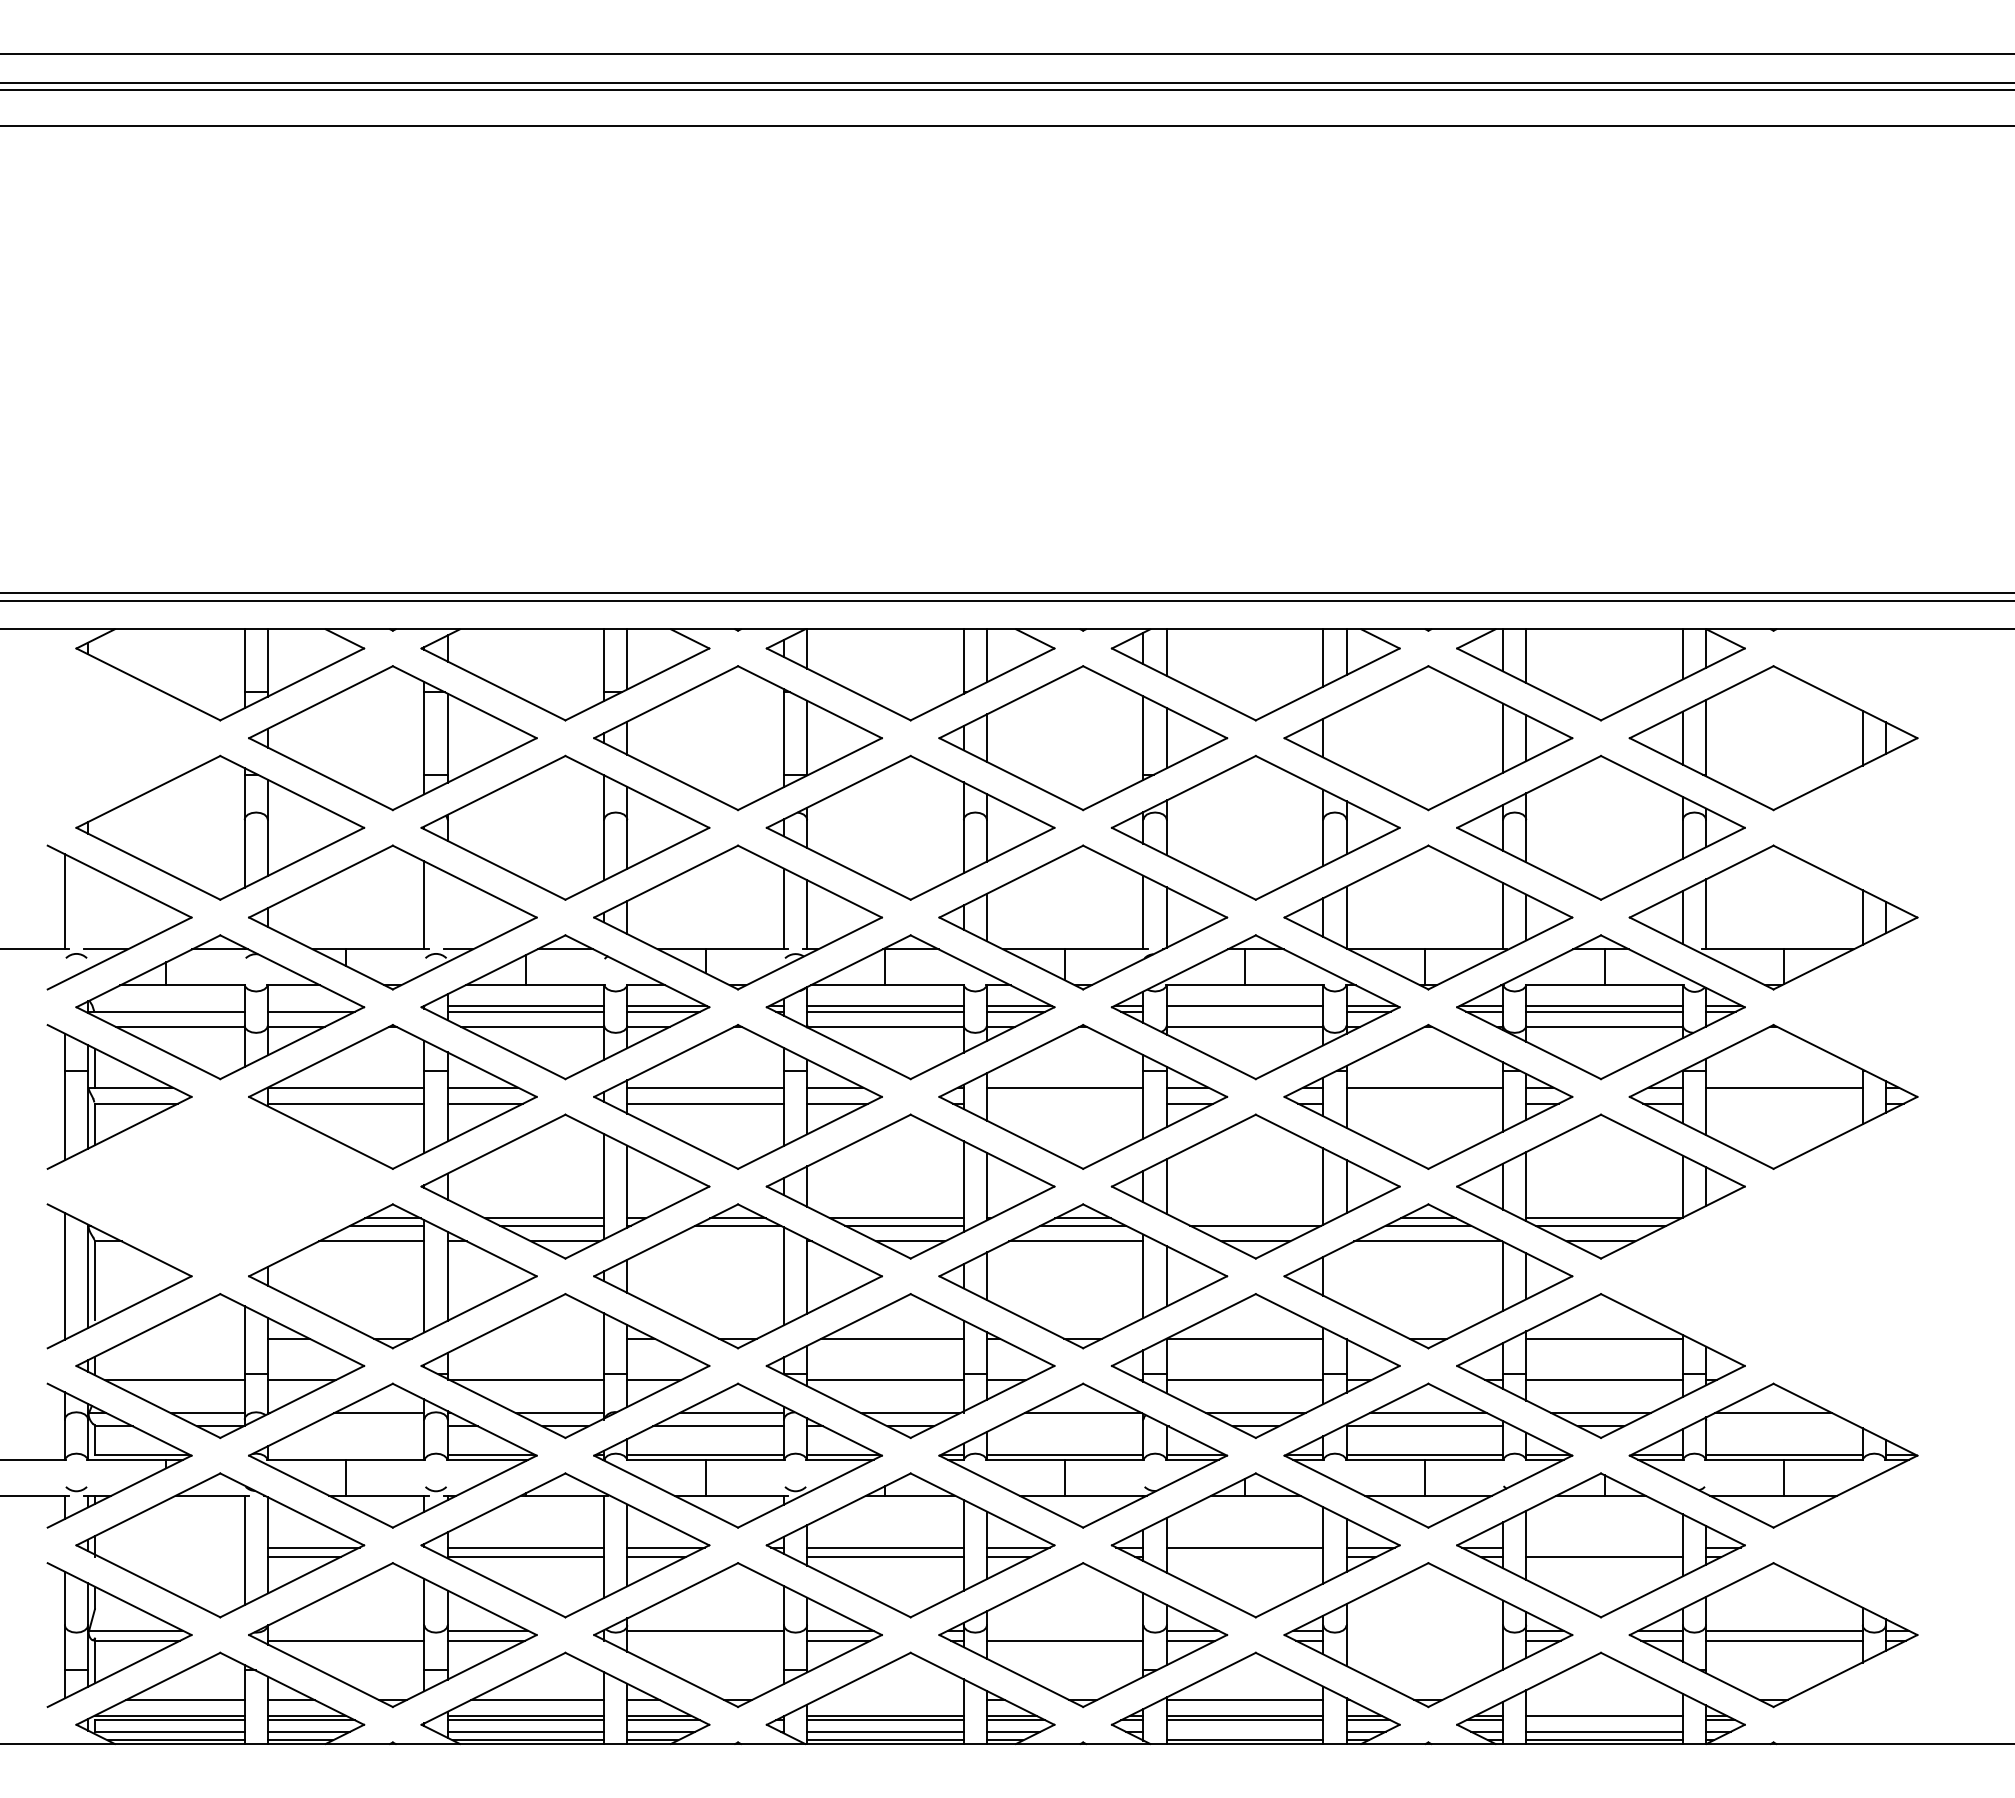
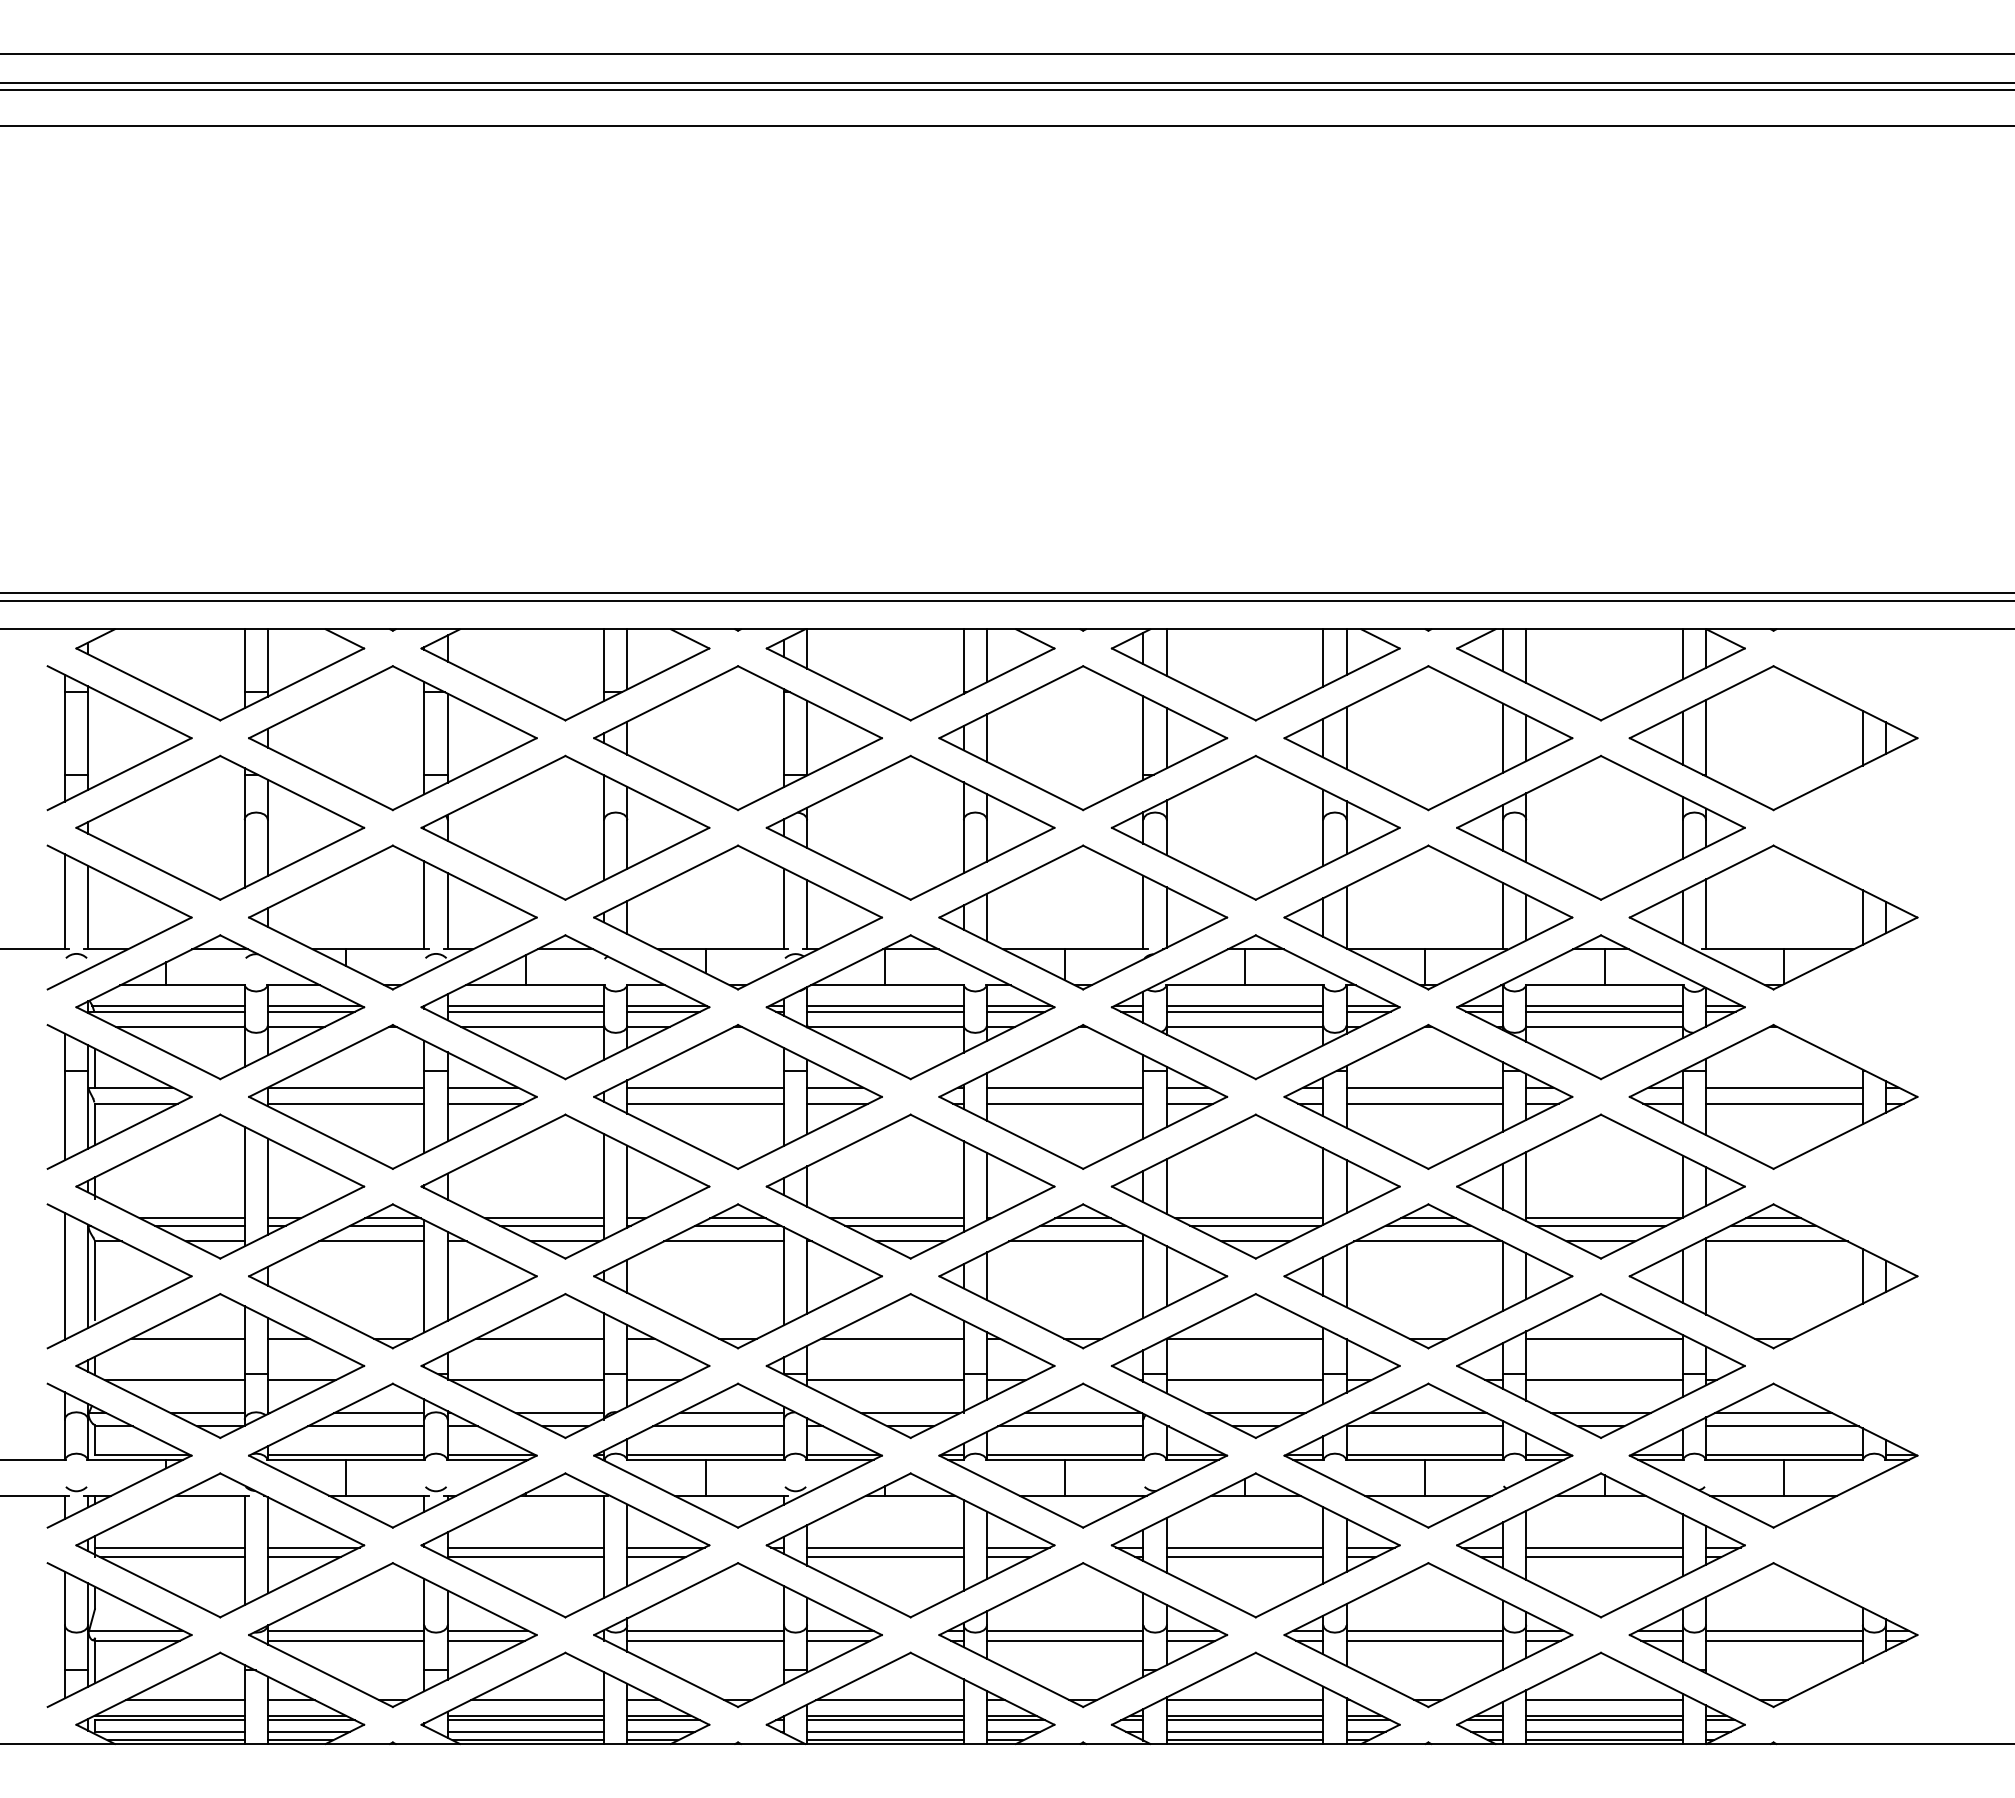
part: none -> present (119, 738)
line: none -> present (1346, 738)
line: none -> present (88, 907)
line: none -> present (447, 911)
line: none -> present (168, 1005)
line: none -> present (314, 1005)
line: none -> present (1244, 1011)
line: none -> present (1065, 1103)
line: none -> present (1424, 1103)
line: none -> present (1784, 1103)
part: none -> present (220, 1186)
line: none -> present (1249, 1218)
line: none -> present (723, 1241)
line: none -> present (1346, 1276)
part: none -> present (1773, 1276)
line: none -> present (187, 1338)
line: none -> present (540, 1338)
line: none -> present (365, 1426)
line: none -> present (1070, 1426)
line: none -> present (1782, 1426)
line: none -> present (345, 1454)
line: none -> present (169, 1547)
line: none -> present (1604, 1547)
line: none -> present (171, 1557)
line: none -> present (1244, 1557)
line: none -> present (345, 1630)
line: none -> present (1065, 1630)
line: none -> present (1424, 1630)
line: none -> present (705, 1640)
line: none -> present (1424, 1640)
line: none -> present (889, 1699)
line: none -> present (1604, 1699)
line: none -> present (1604, 1720)
line: none -> present (1244, 1731)
